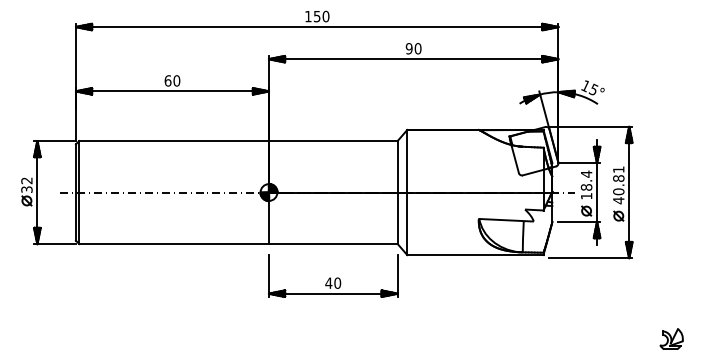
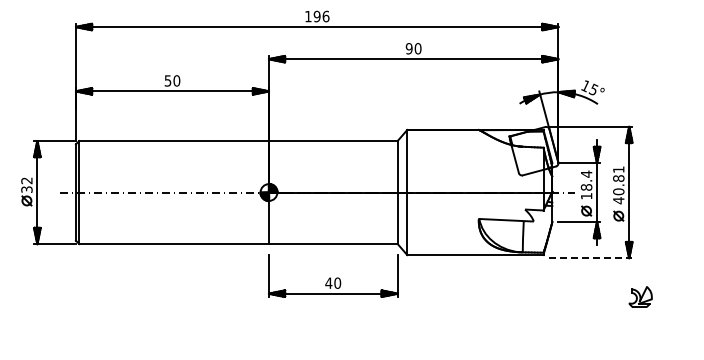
text: 150 -> 196 (321, 15)
text: 60 -> 50 (167, 80)
line: solid -> dashed (590, 258)
part position: (671, 338) -> (640, 296) (640, 296)
